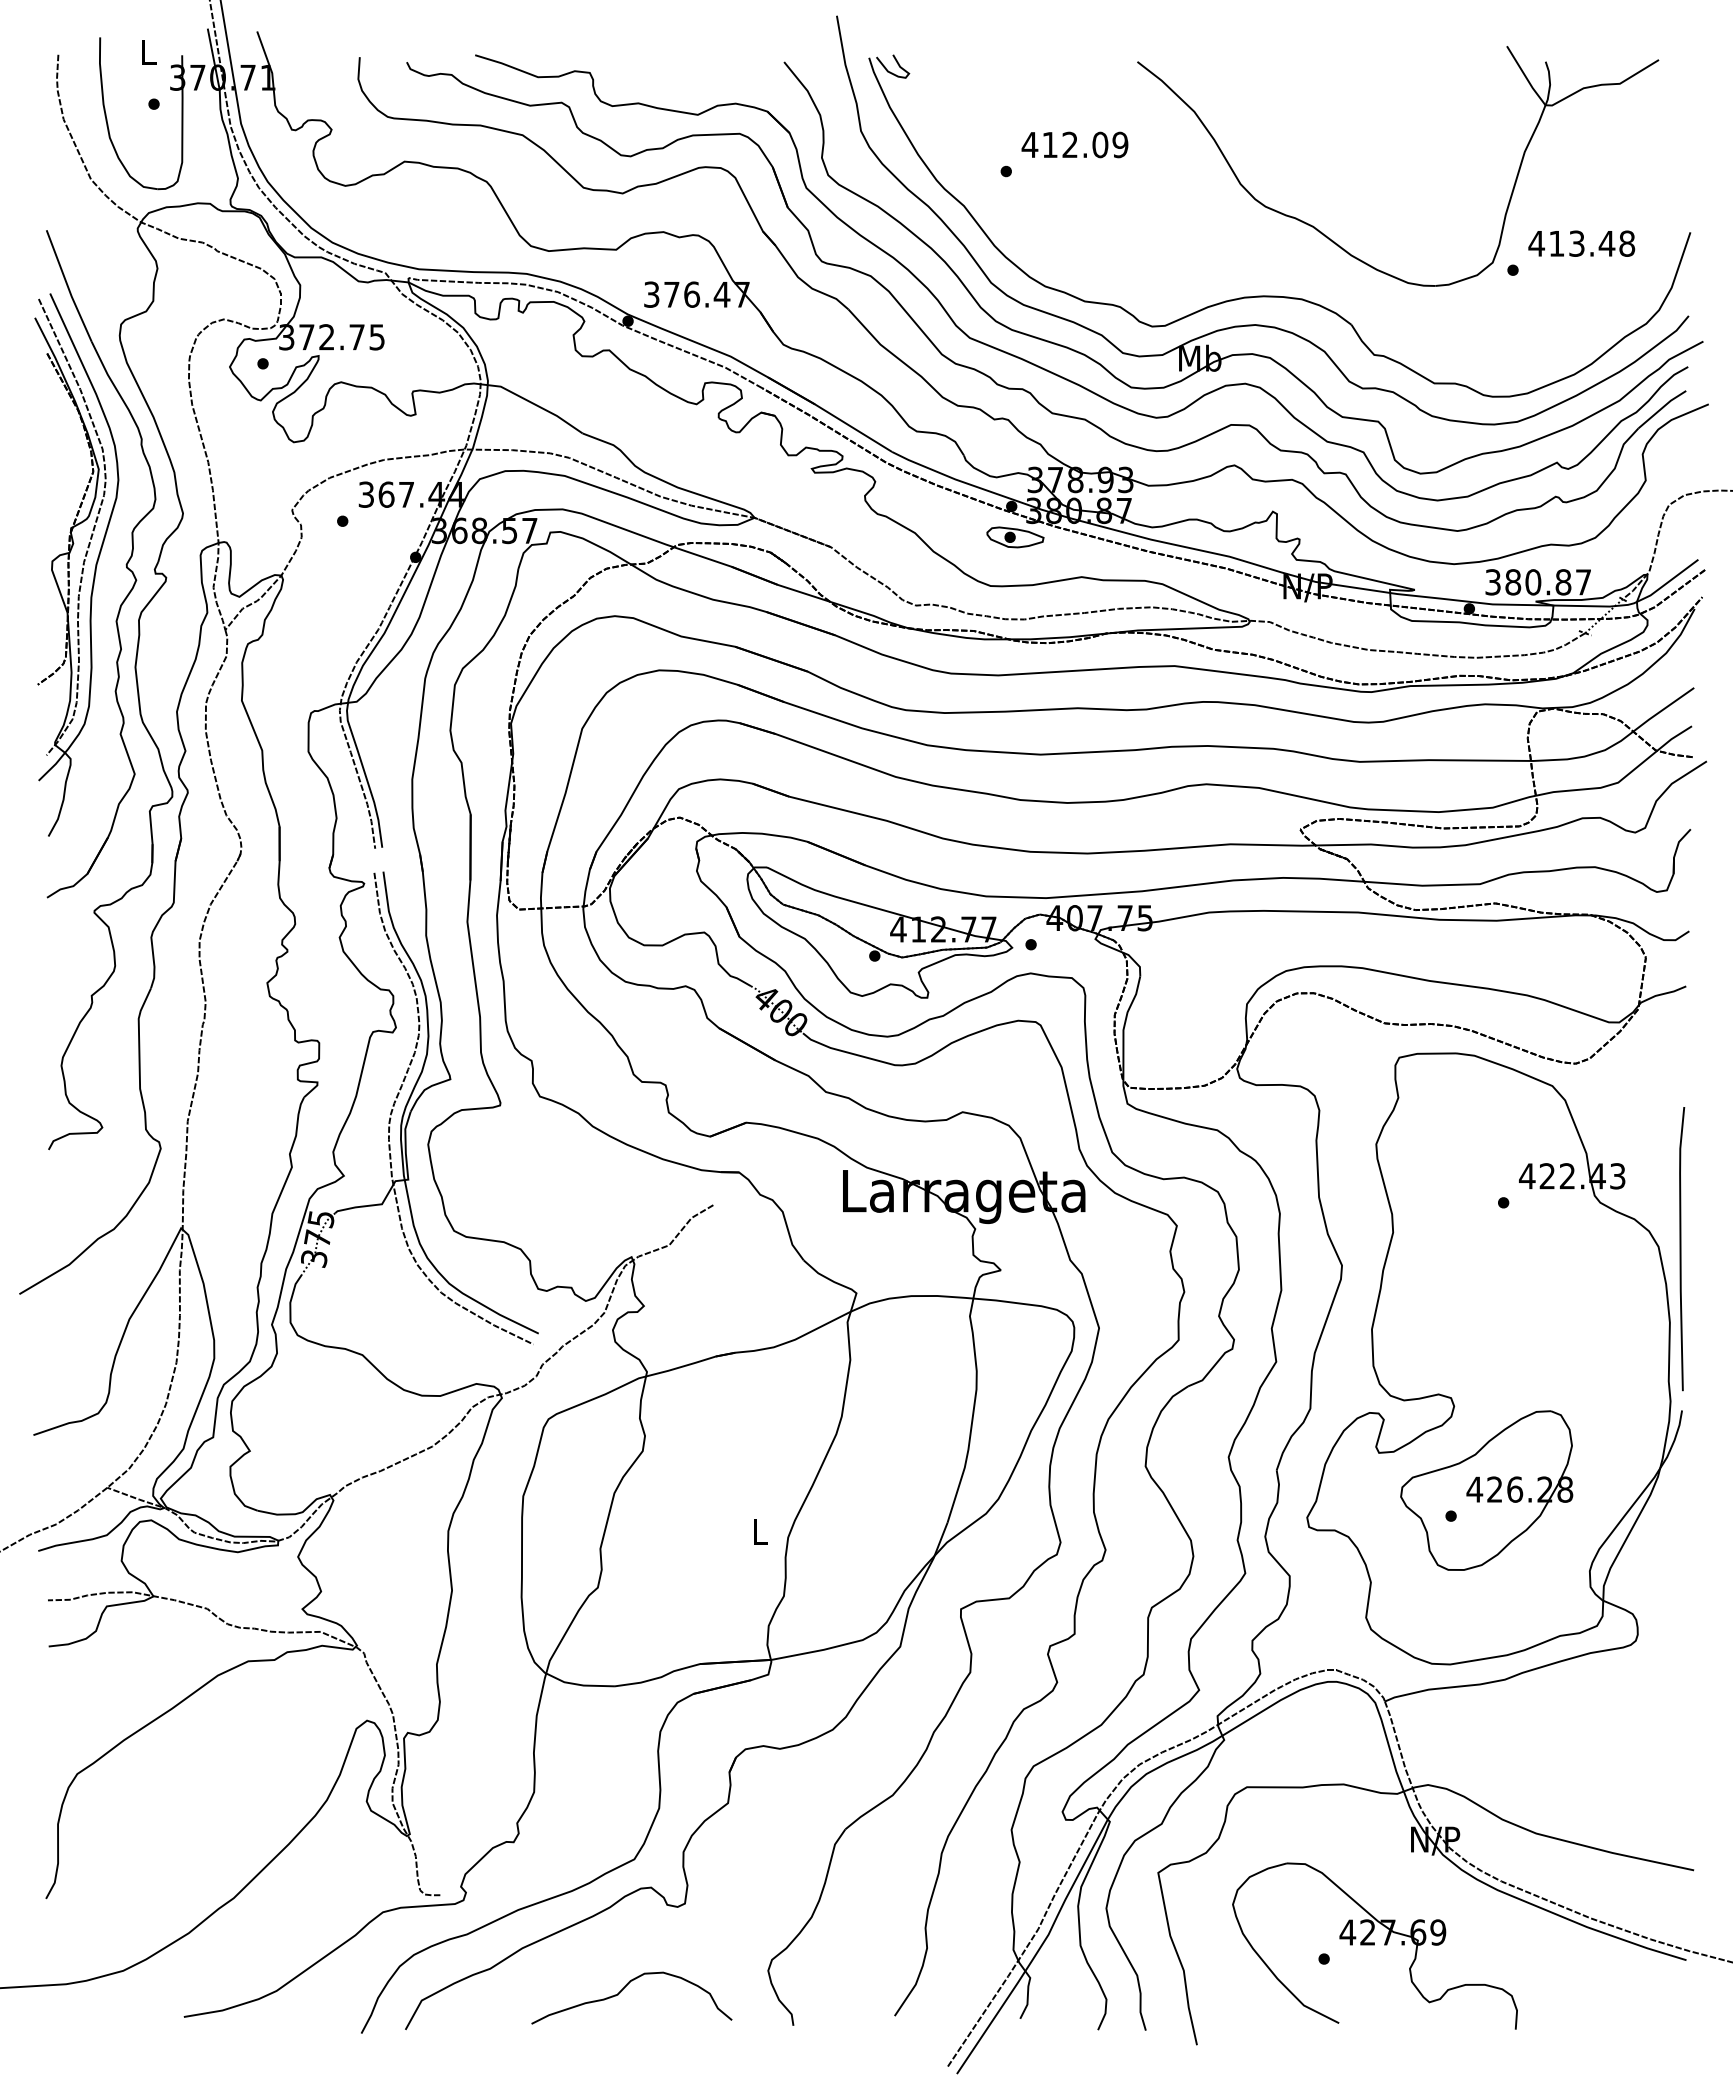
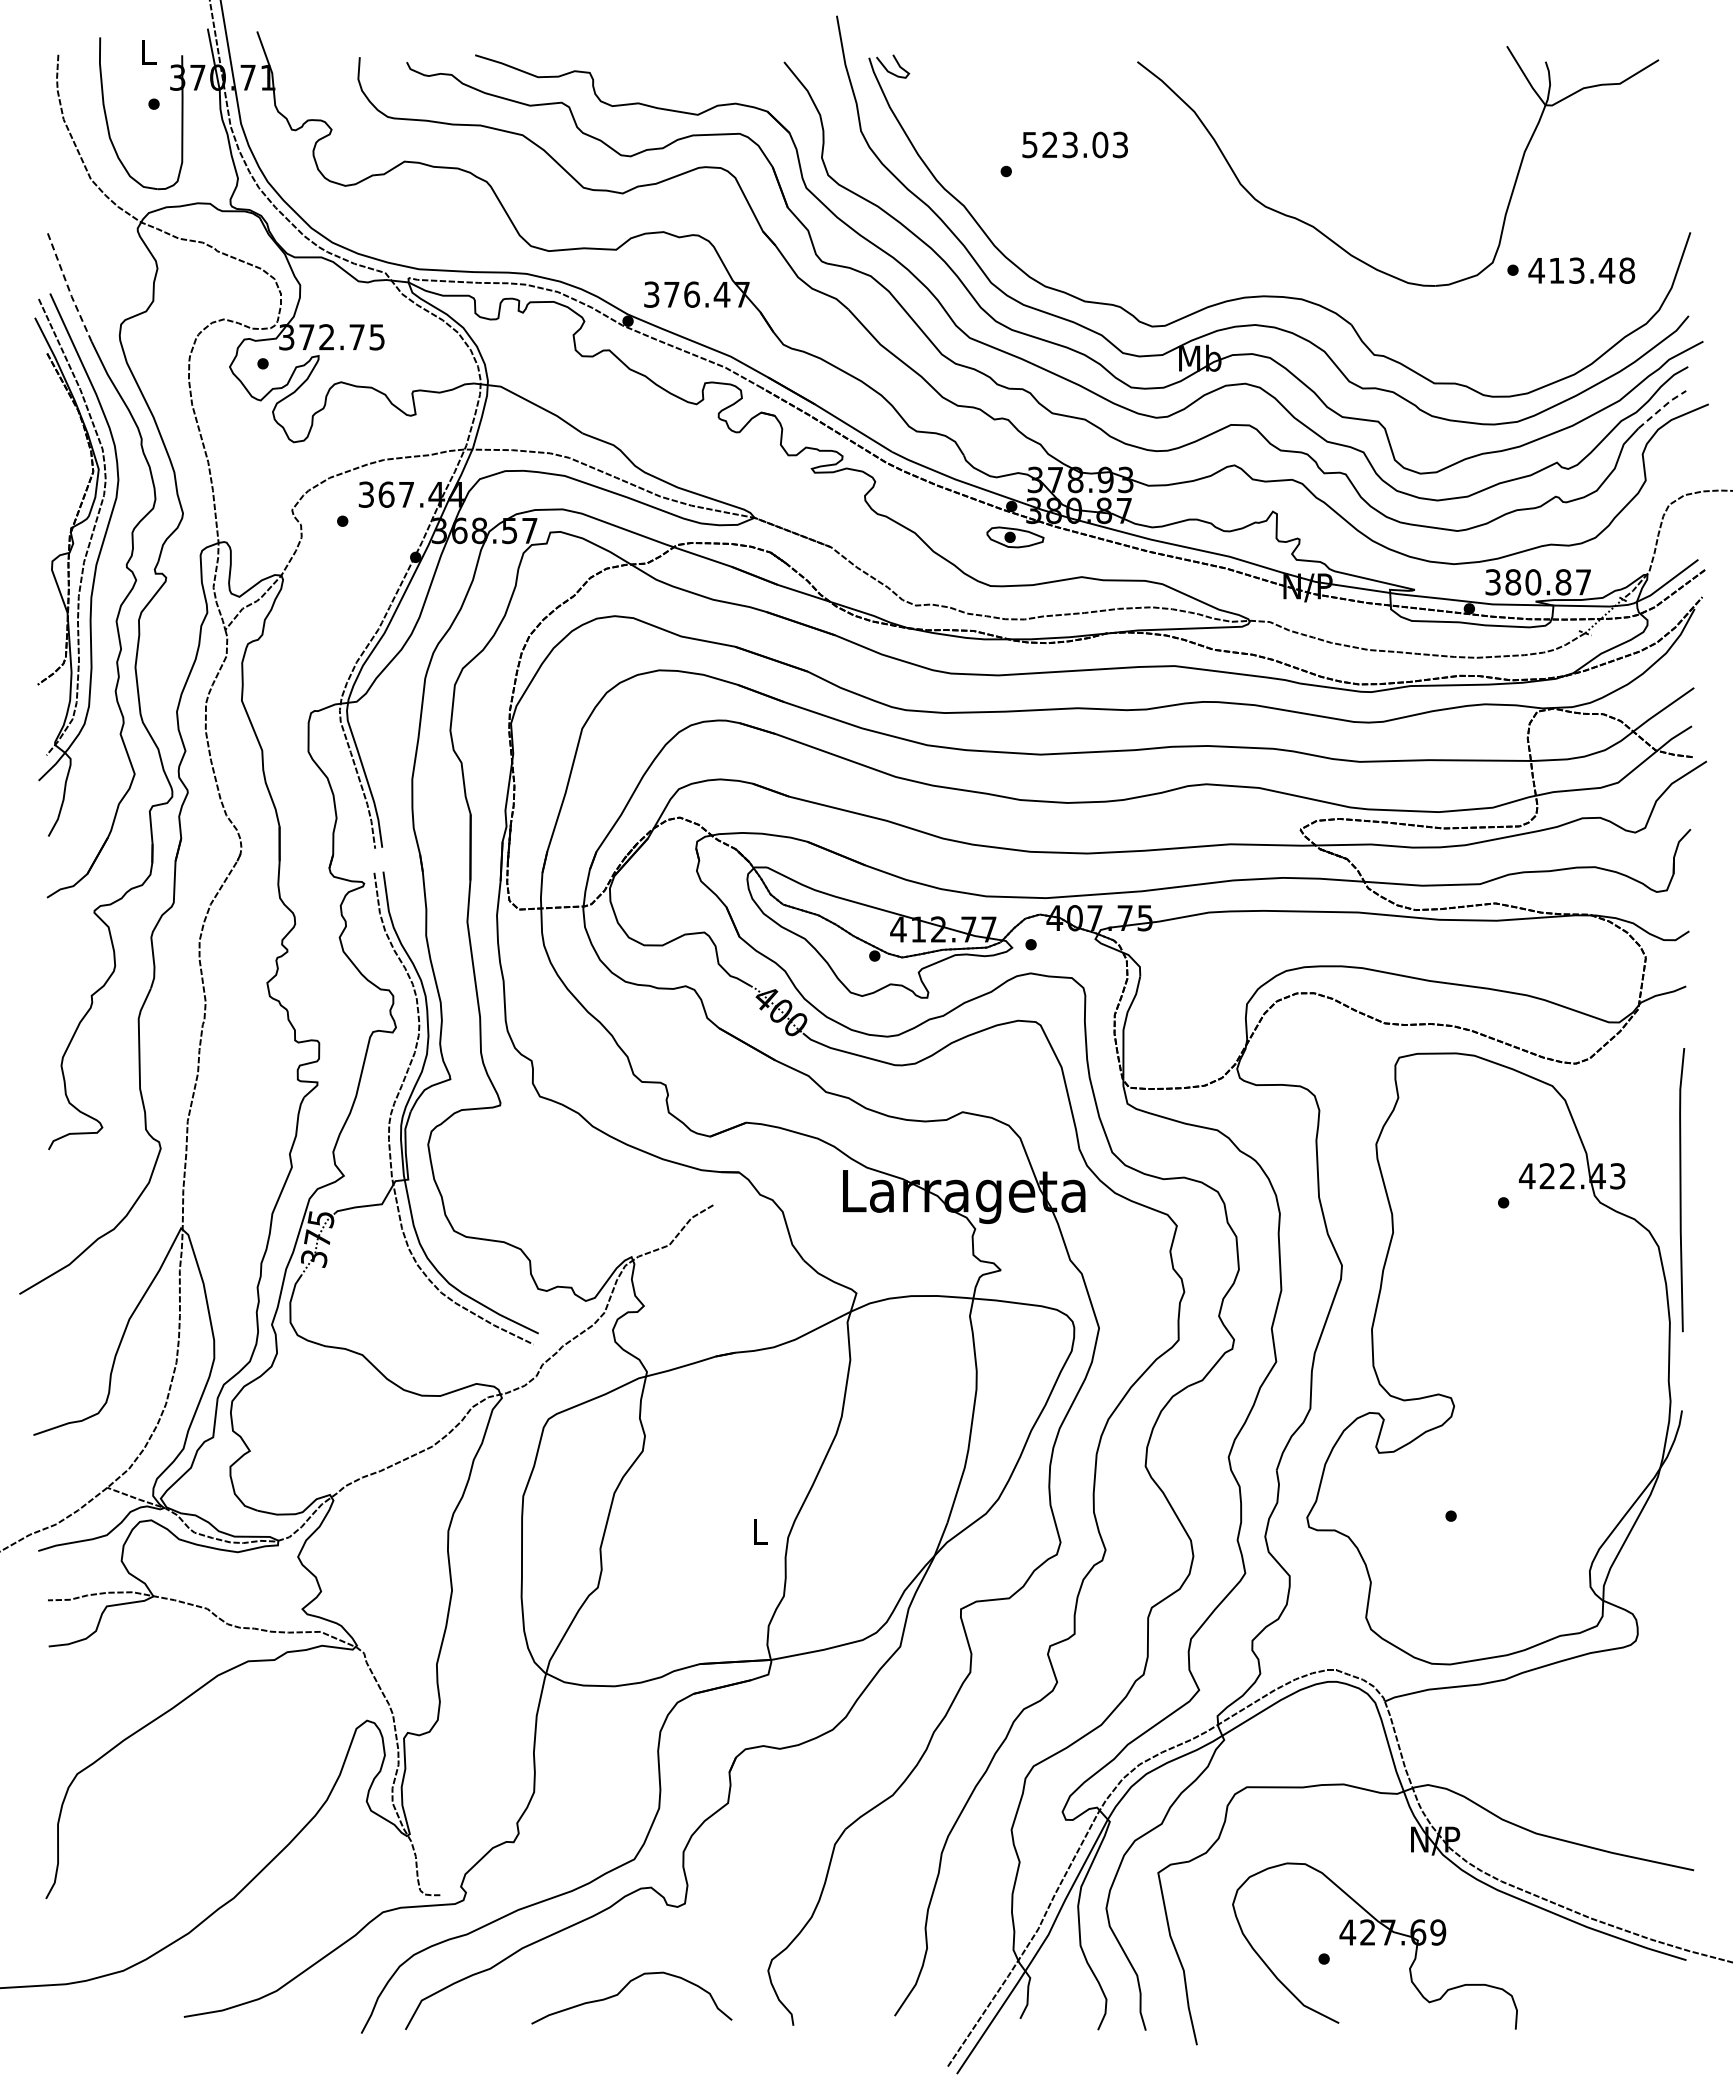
text: 412.09 -> 523.03 (1074, 144)
text position: (1581, 243) -> (1581, 270) (1581, 270)
line: solid -> dashed (68, 287)
line: solid -> dashed (1662, 407)
line position: (1681, 1249) -> (1681, 1190) (1681, 1190)
part: present -> none (1486, 1490)
